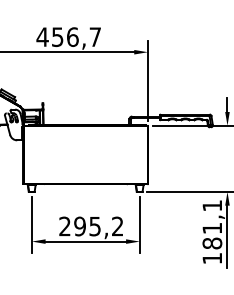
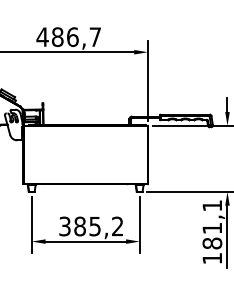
text: 456,7 -> 486,7 (57, 36)
text: 295,2 -> 385,2 (72, 226)
